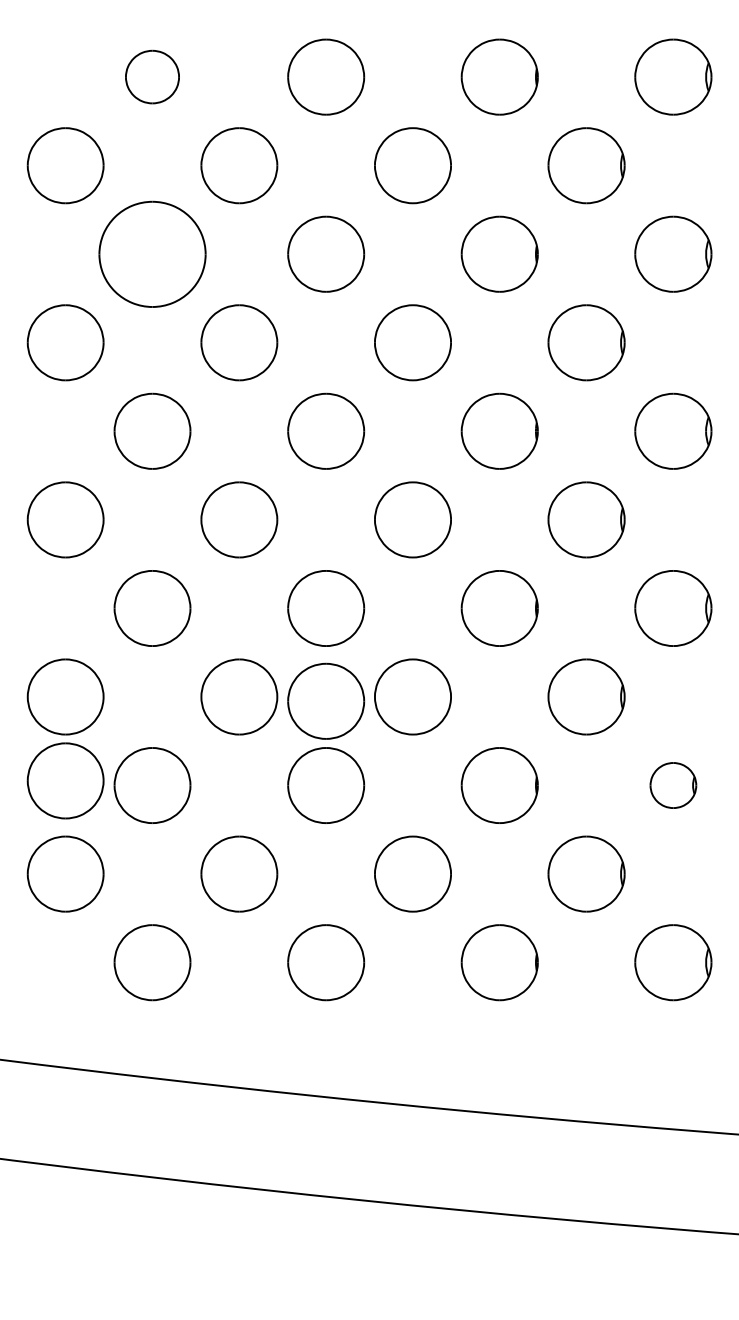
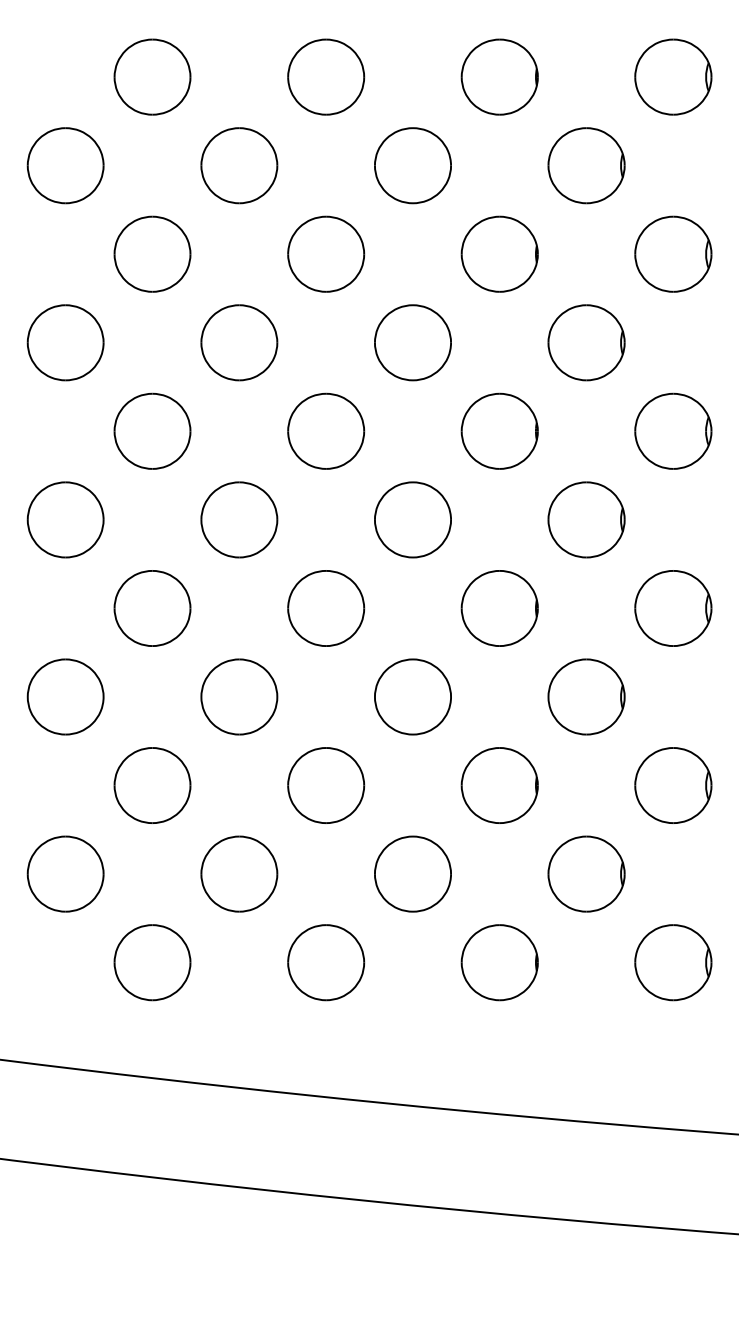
part size: 55x56 px -> 79x78 px (152, 76)
part size: 109x108 px -> 79x78 px (152, 253)
part: present -> none (326, 700)
part: present -> none (65, 780)
part size: 49x47 px -> 79x77 px (673, 785)
